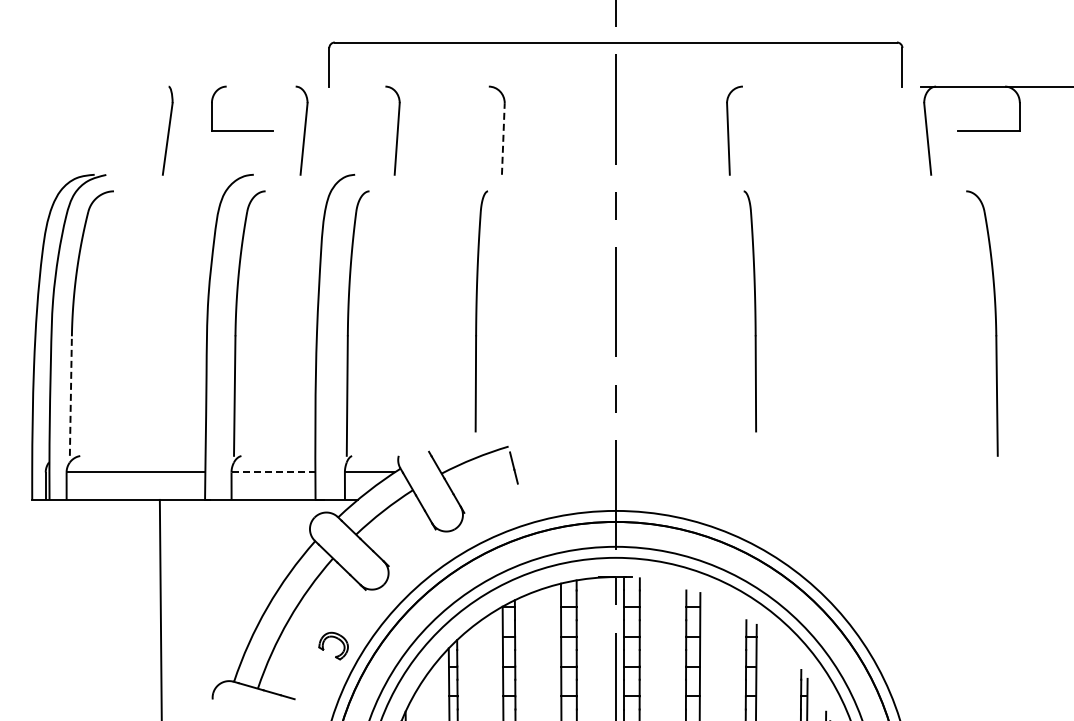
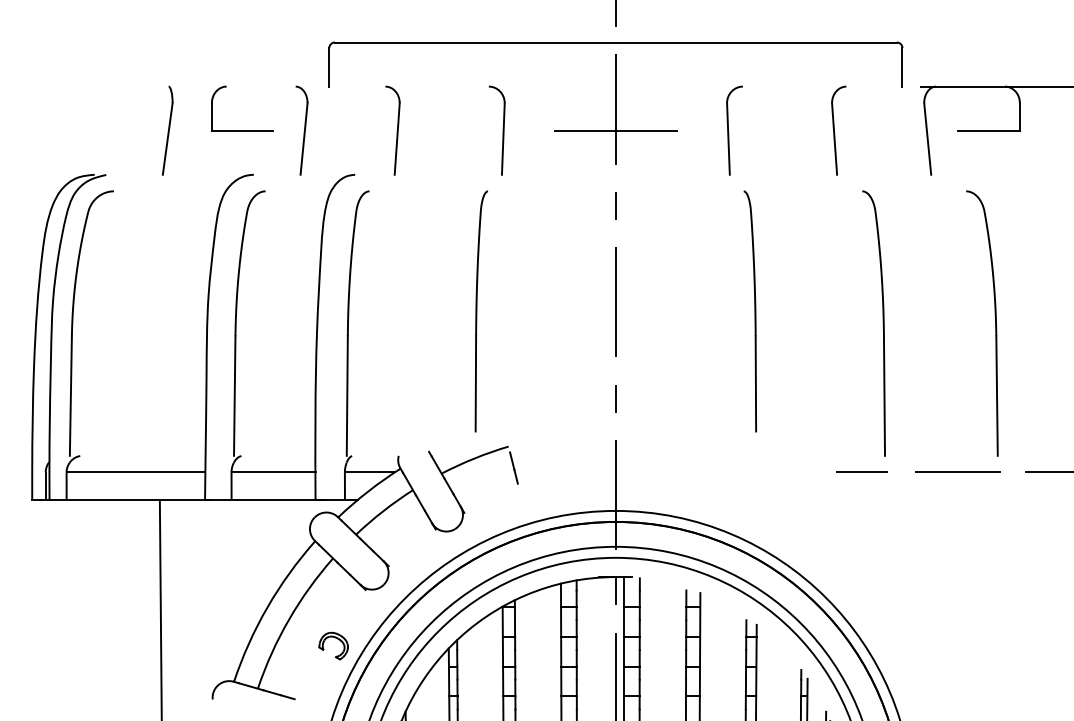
line: none -> present (615, 130)
part: none -> present (838, 130)
line: dashed -> solid (503, 138)
part: none -> present (882, 323)
line: dashed -> solid (70, 396)
line: dashed -> solid (273, 472)
line: none -> present (861, 472)
line: none -> present (958, 472)
line: none -> present (1048, 472)
